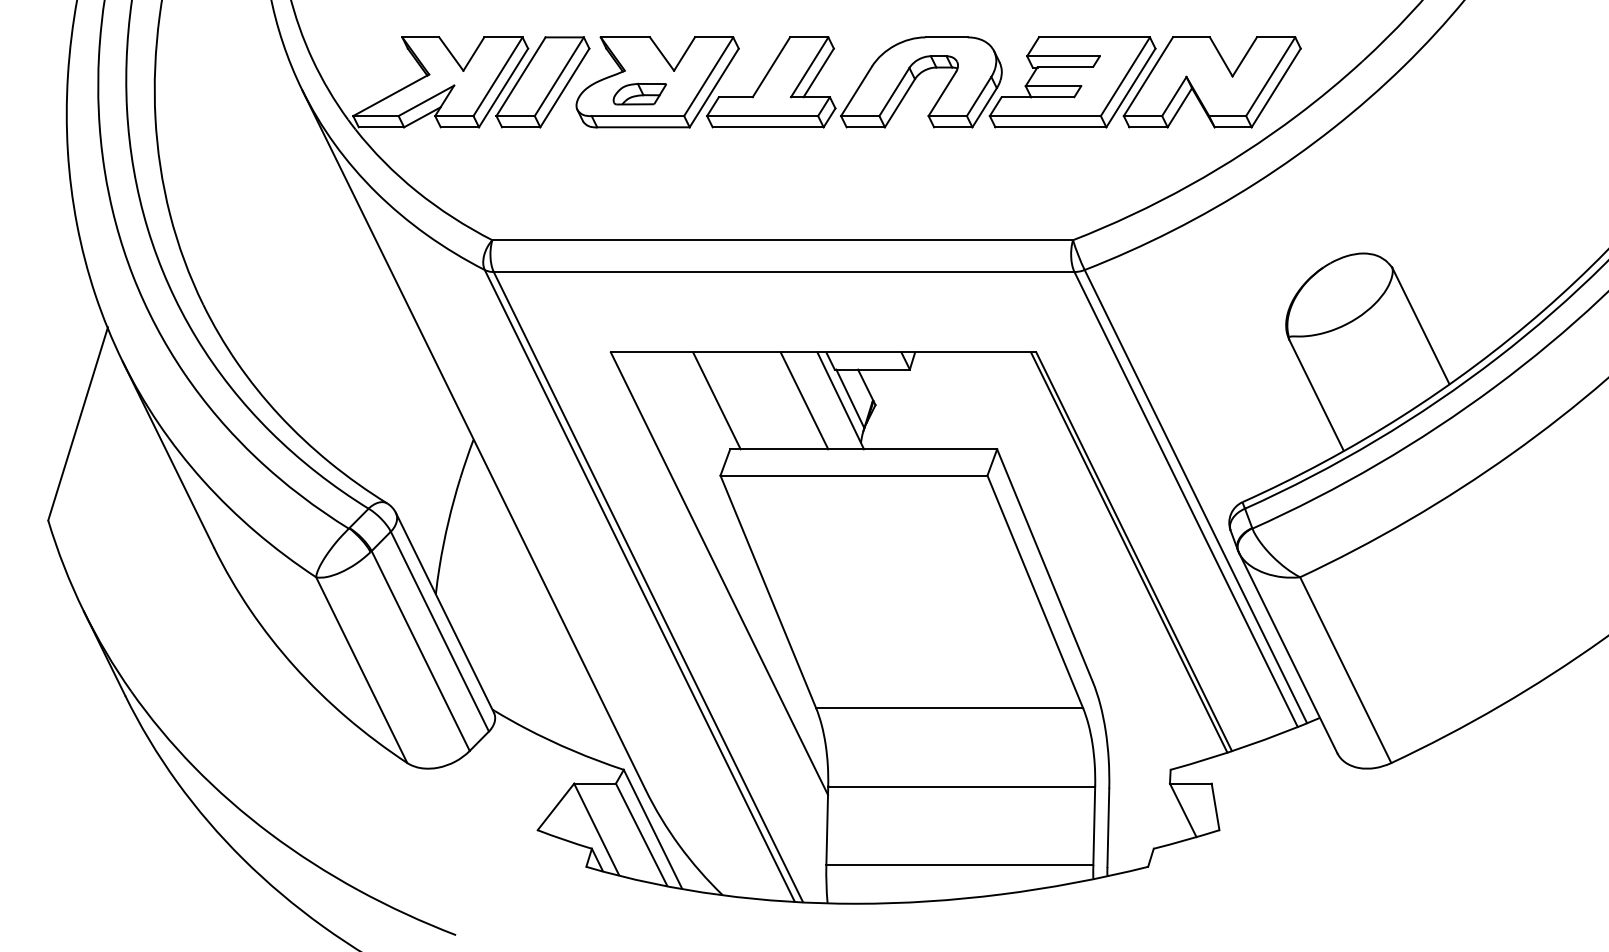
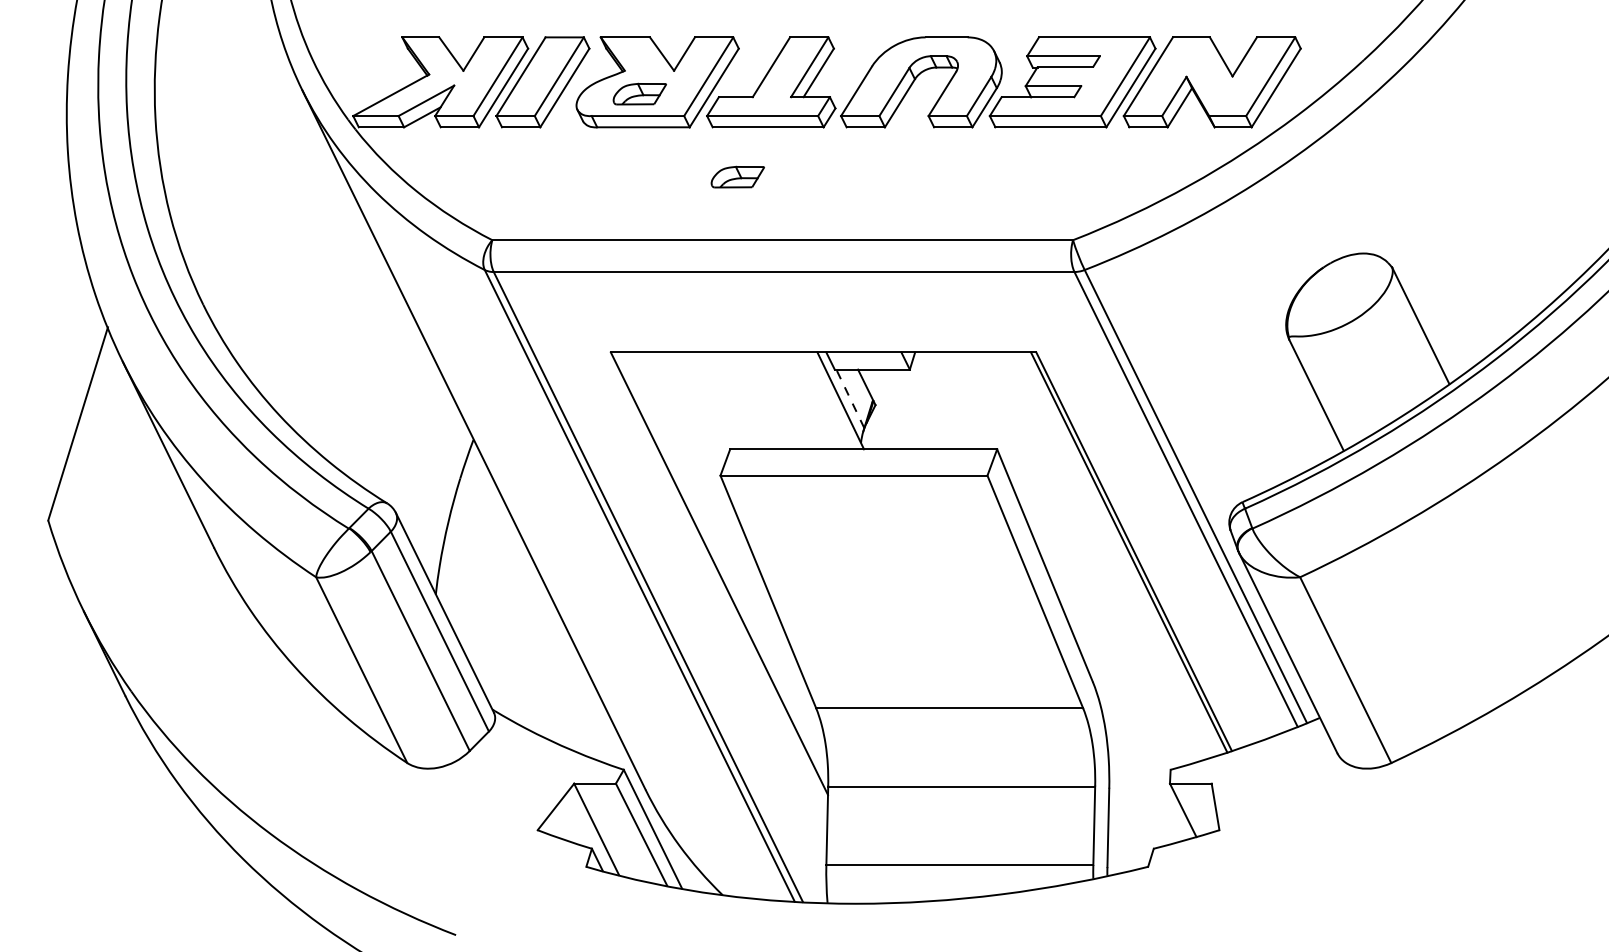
part: none -> present (737, 176)
line: solid -> dashed (850, 398)
line: present -> none (716, 400)
line: present -> none (804, 400)
